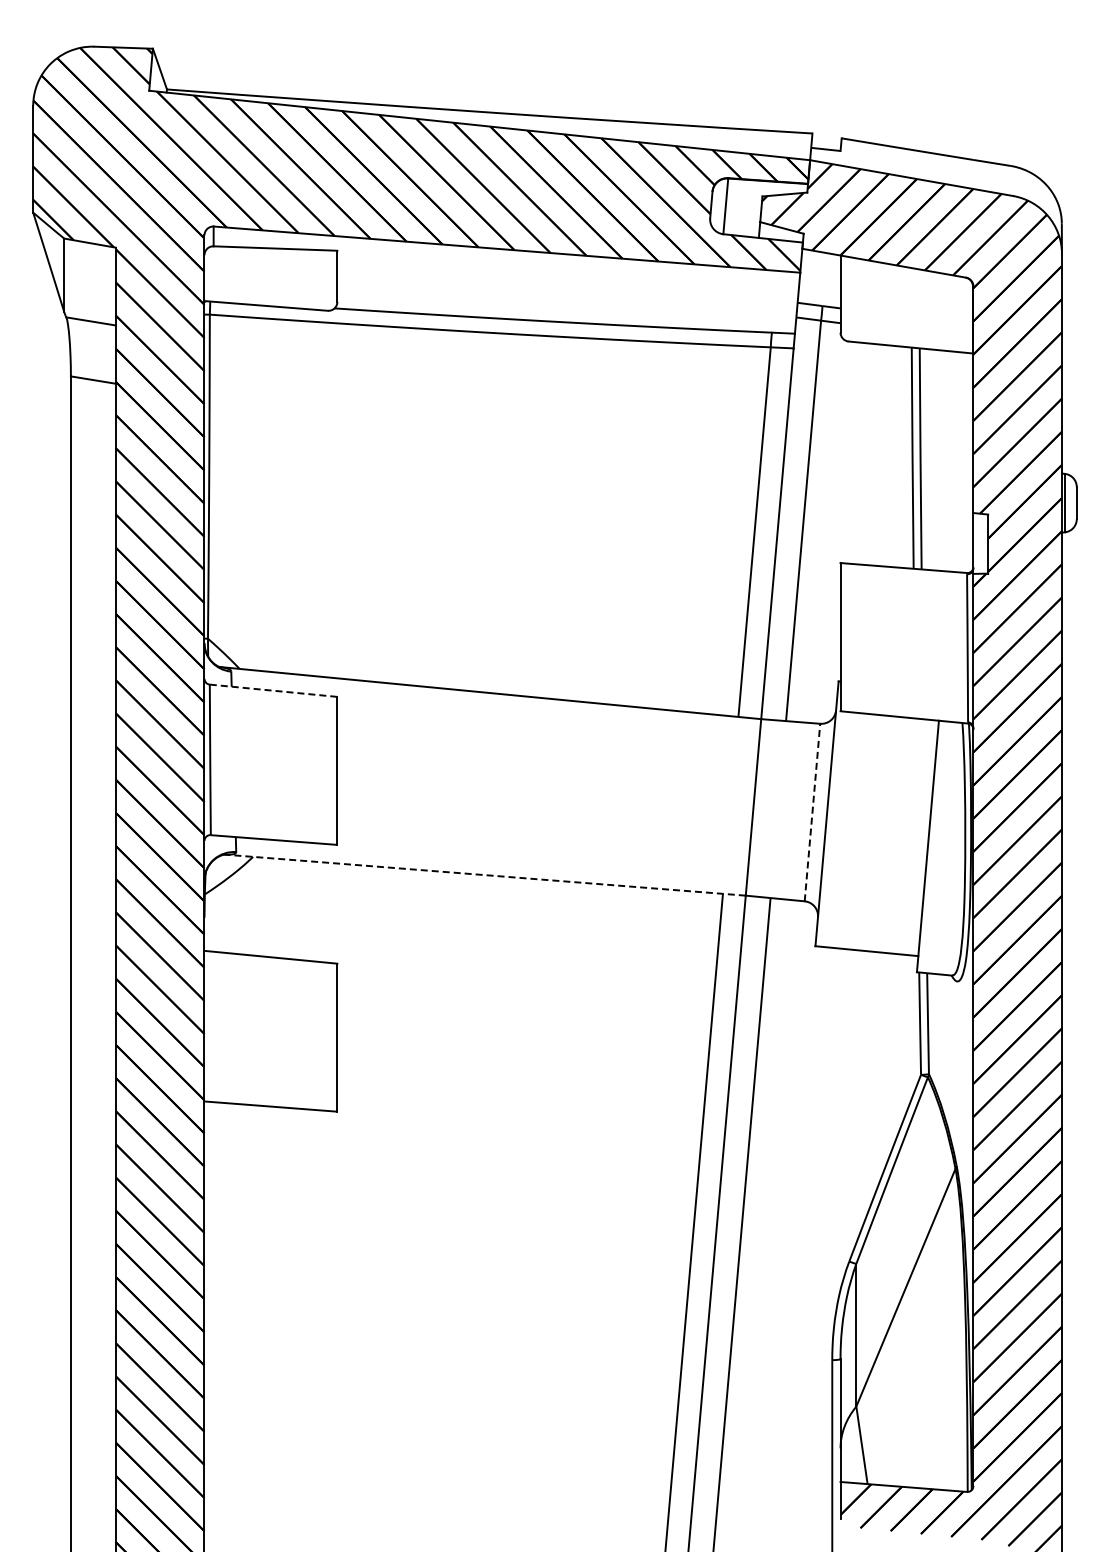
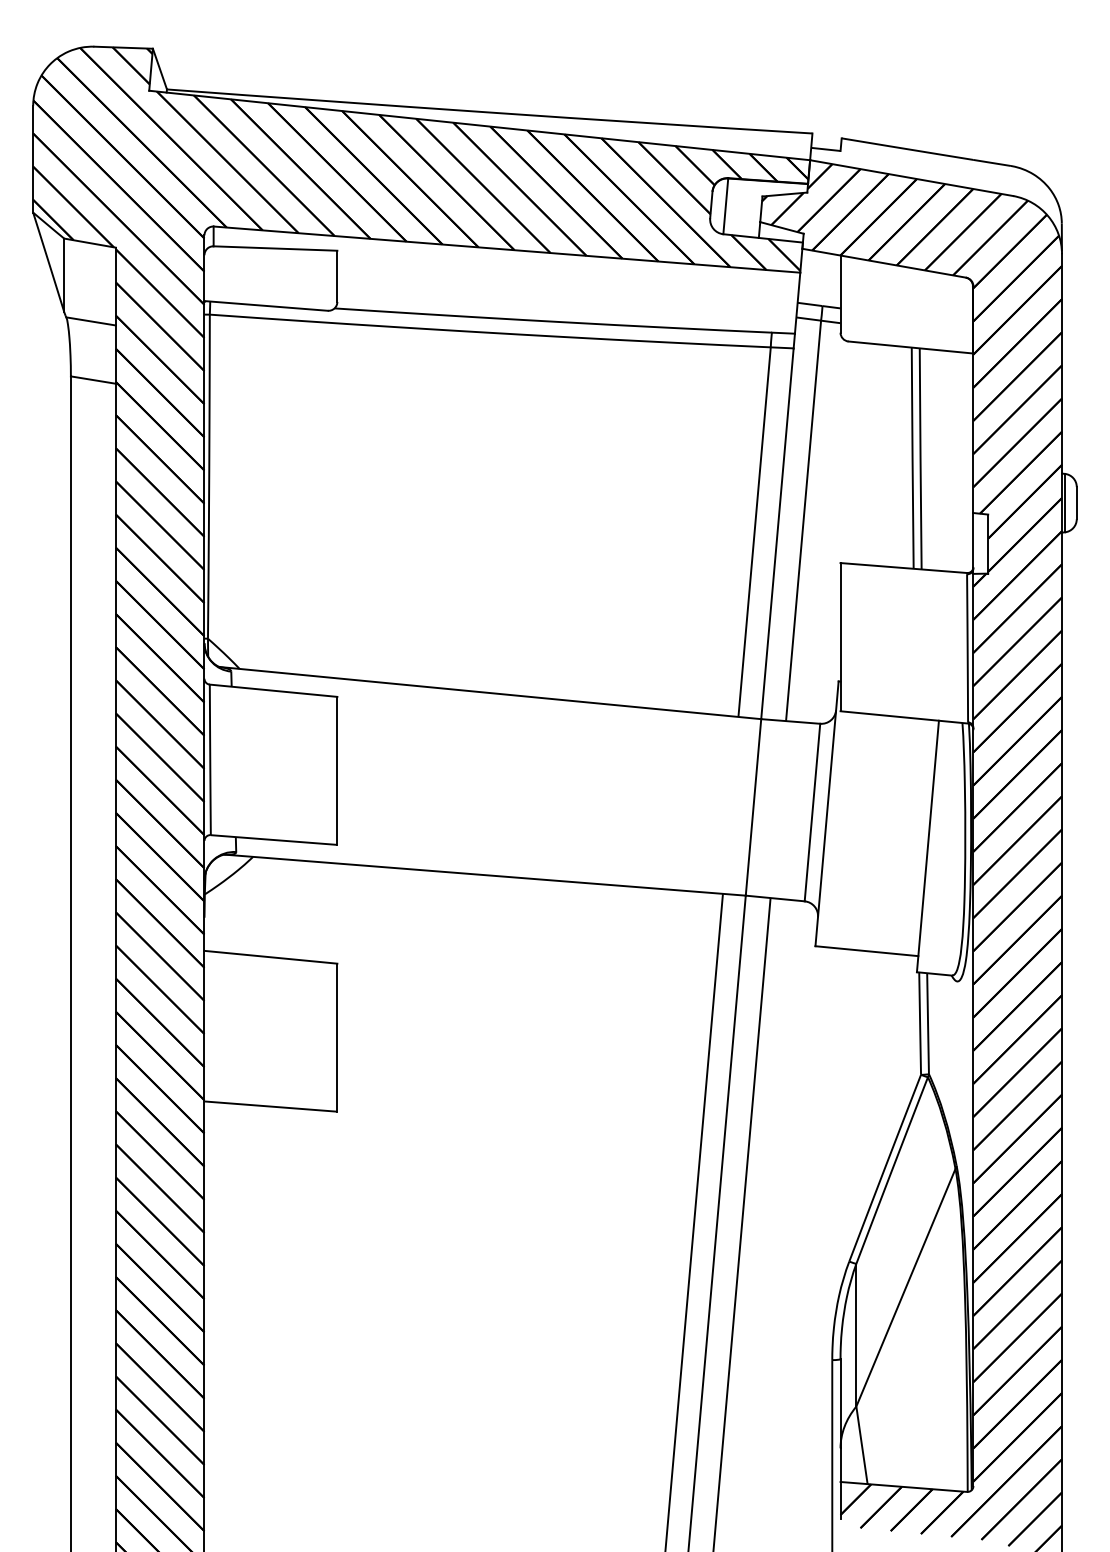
line: dashed -> solid (274, 690)
line: dashed -> solid (812, 812)
line: dashed -> solid (484, 875)
